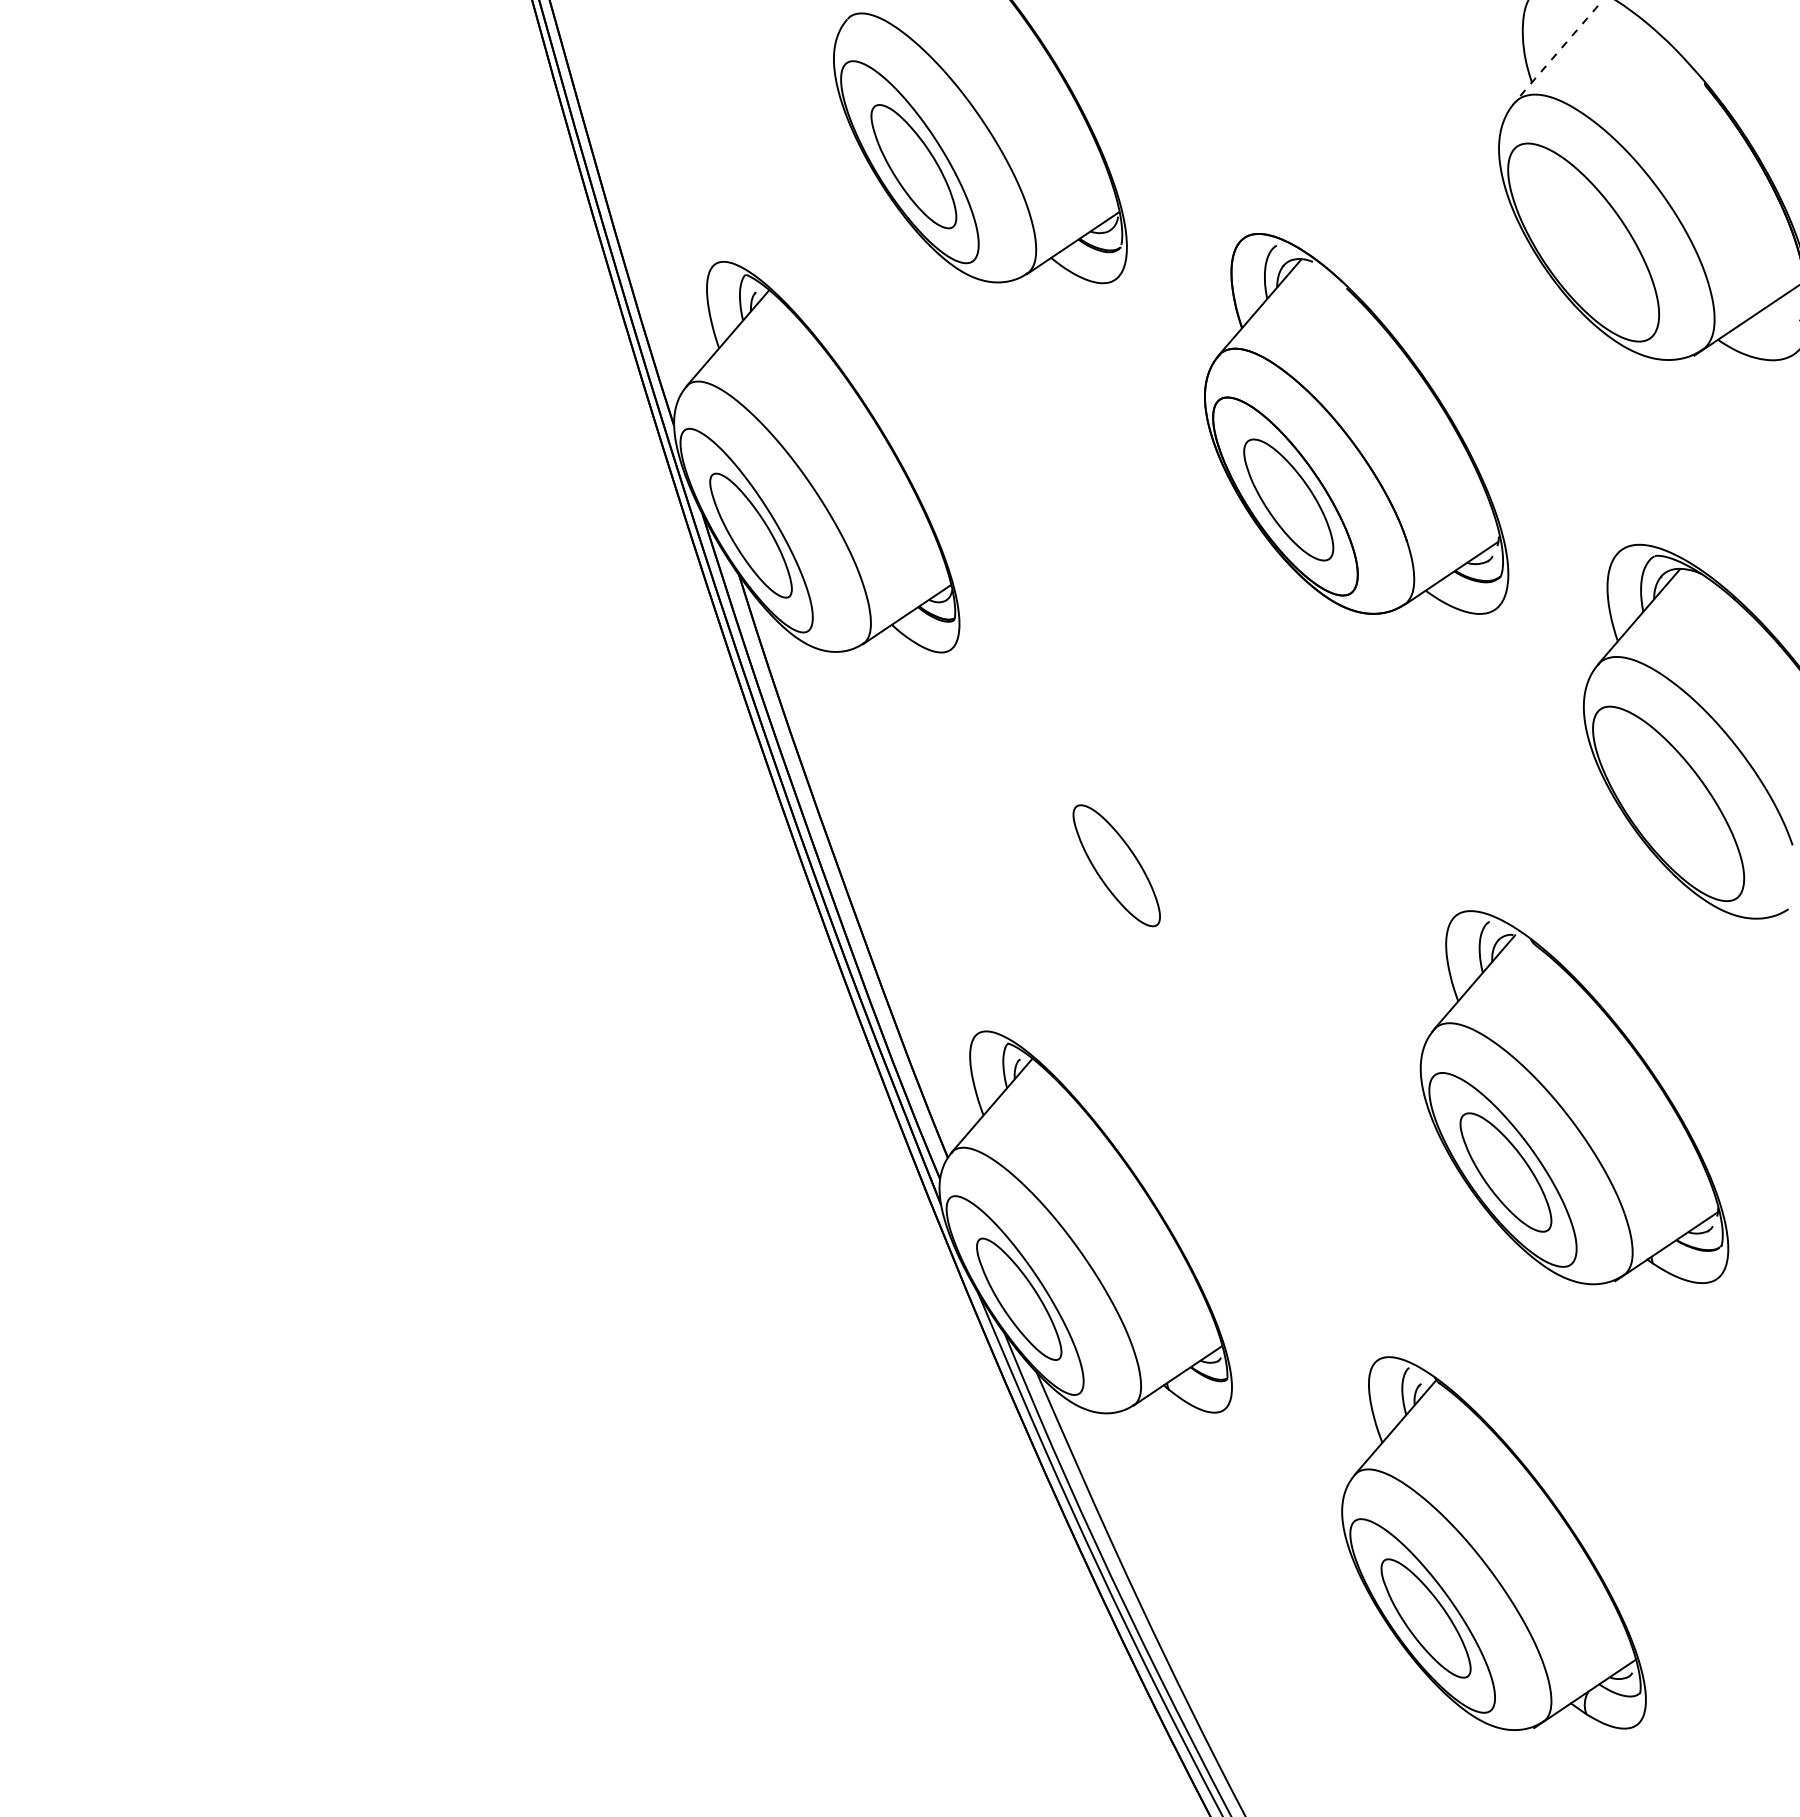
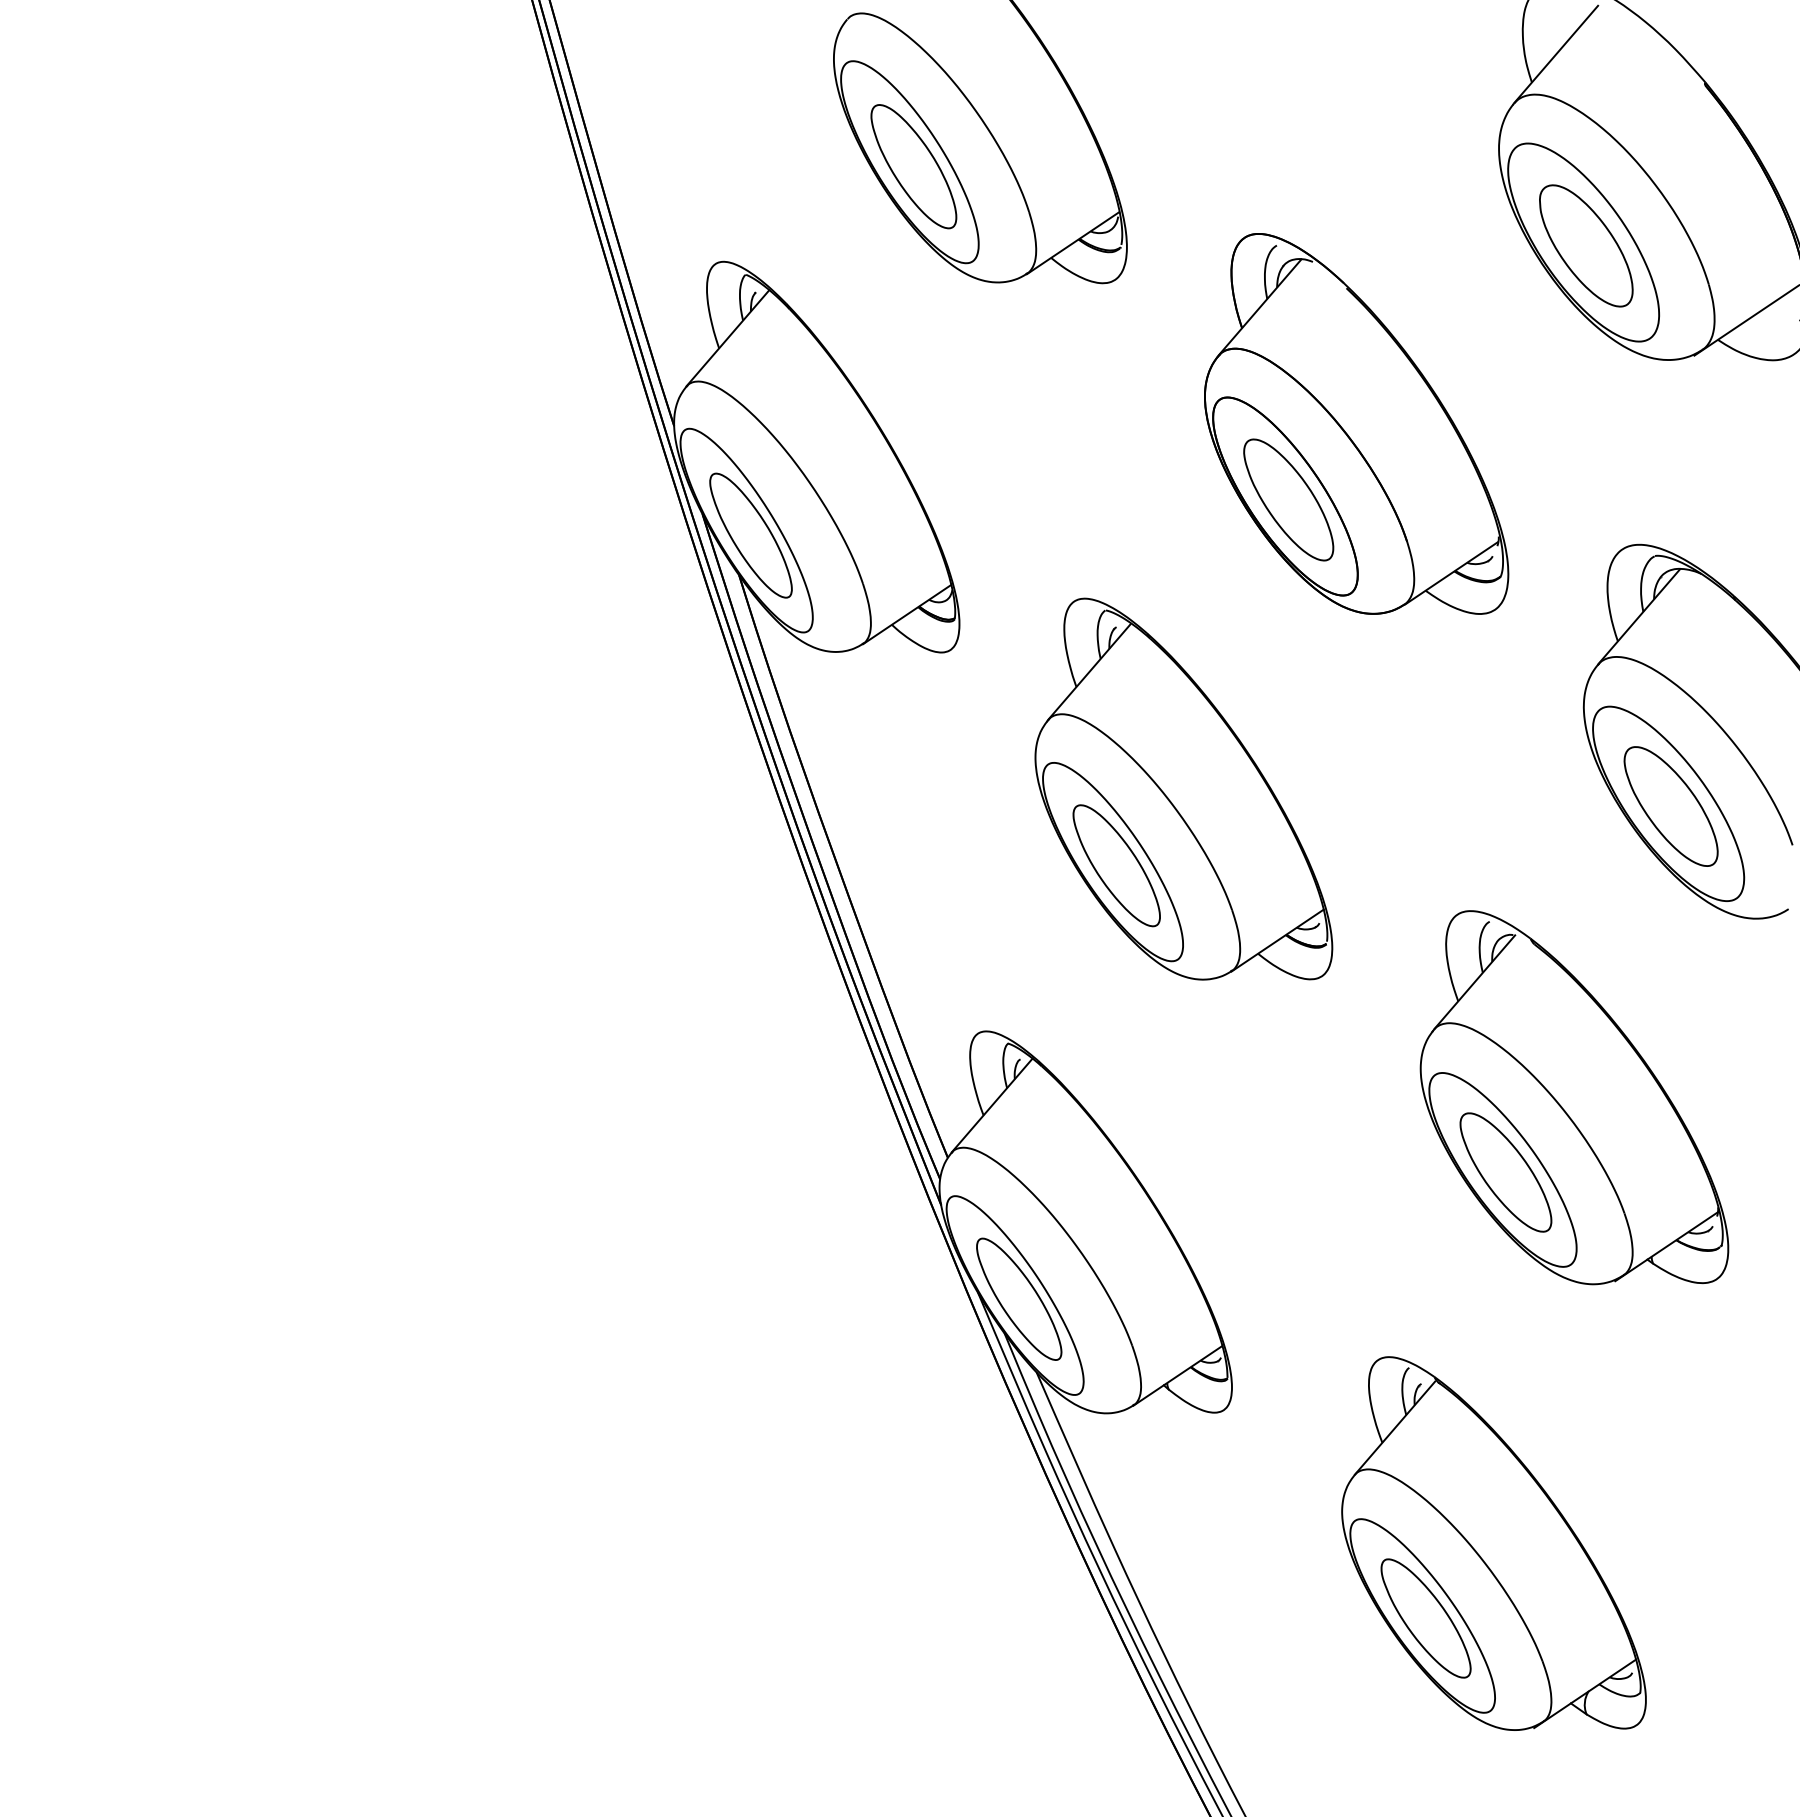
line: dashed -> solid (1556, 54)
part: none -> present (1586, 245)
part: none -> present (1183, 788)
part: none -> present (1670, 806)
